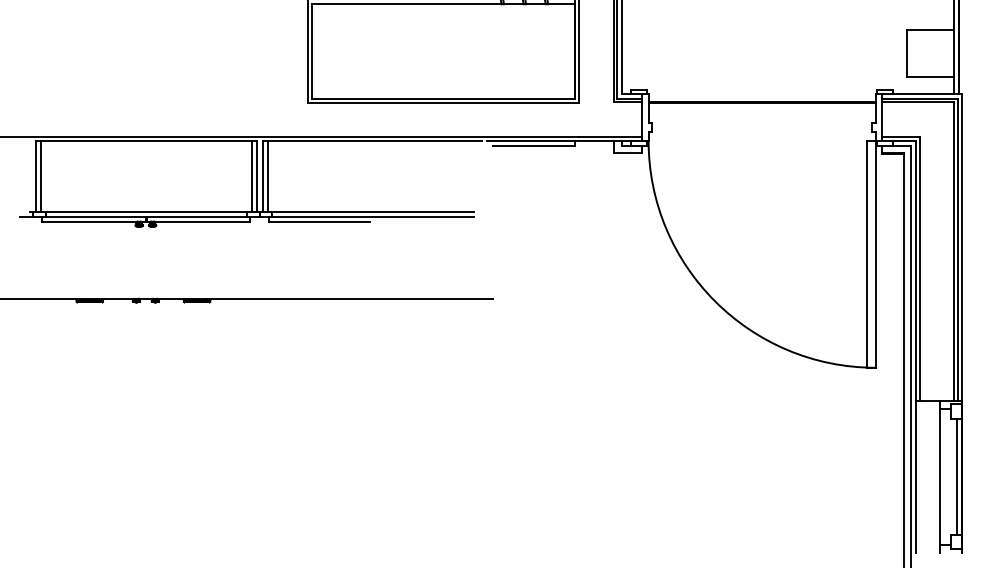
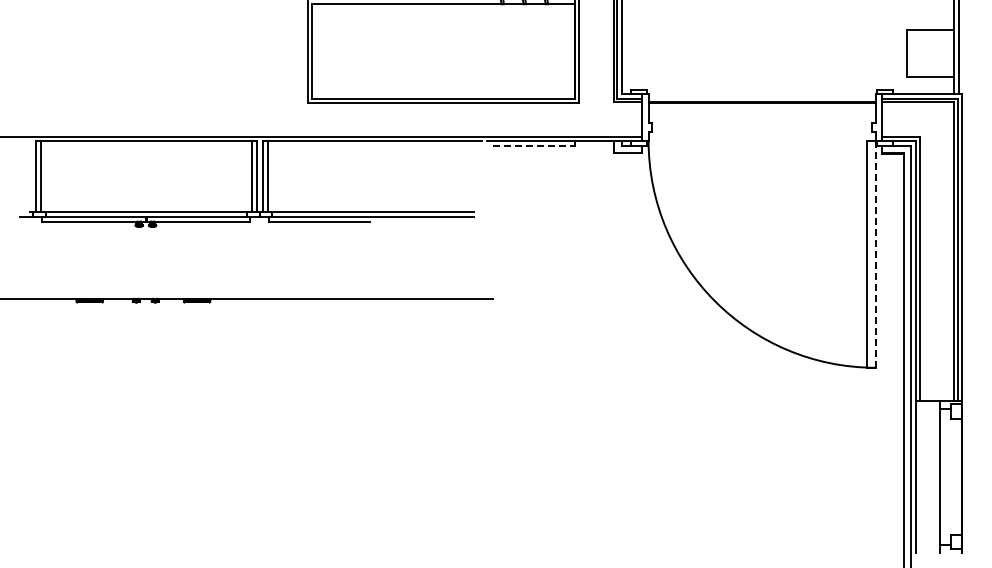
line: solid -> dashed (534, 146)
line: solid -> dashed (875, 254)
line: present -> none (956, 476)
